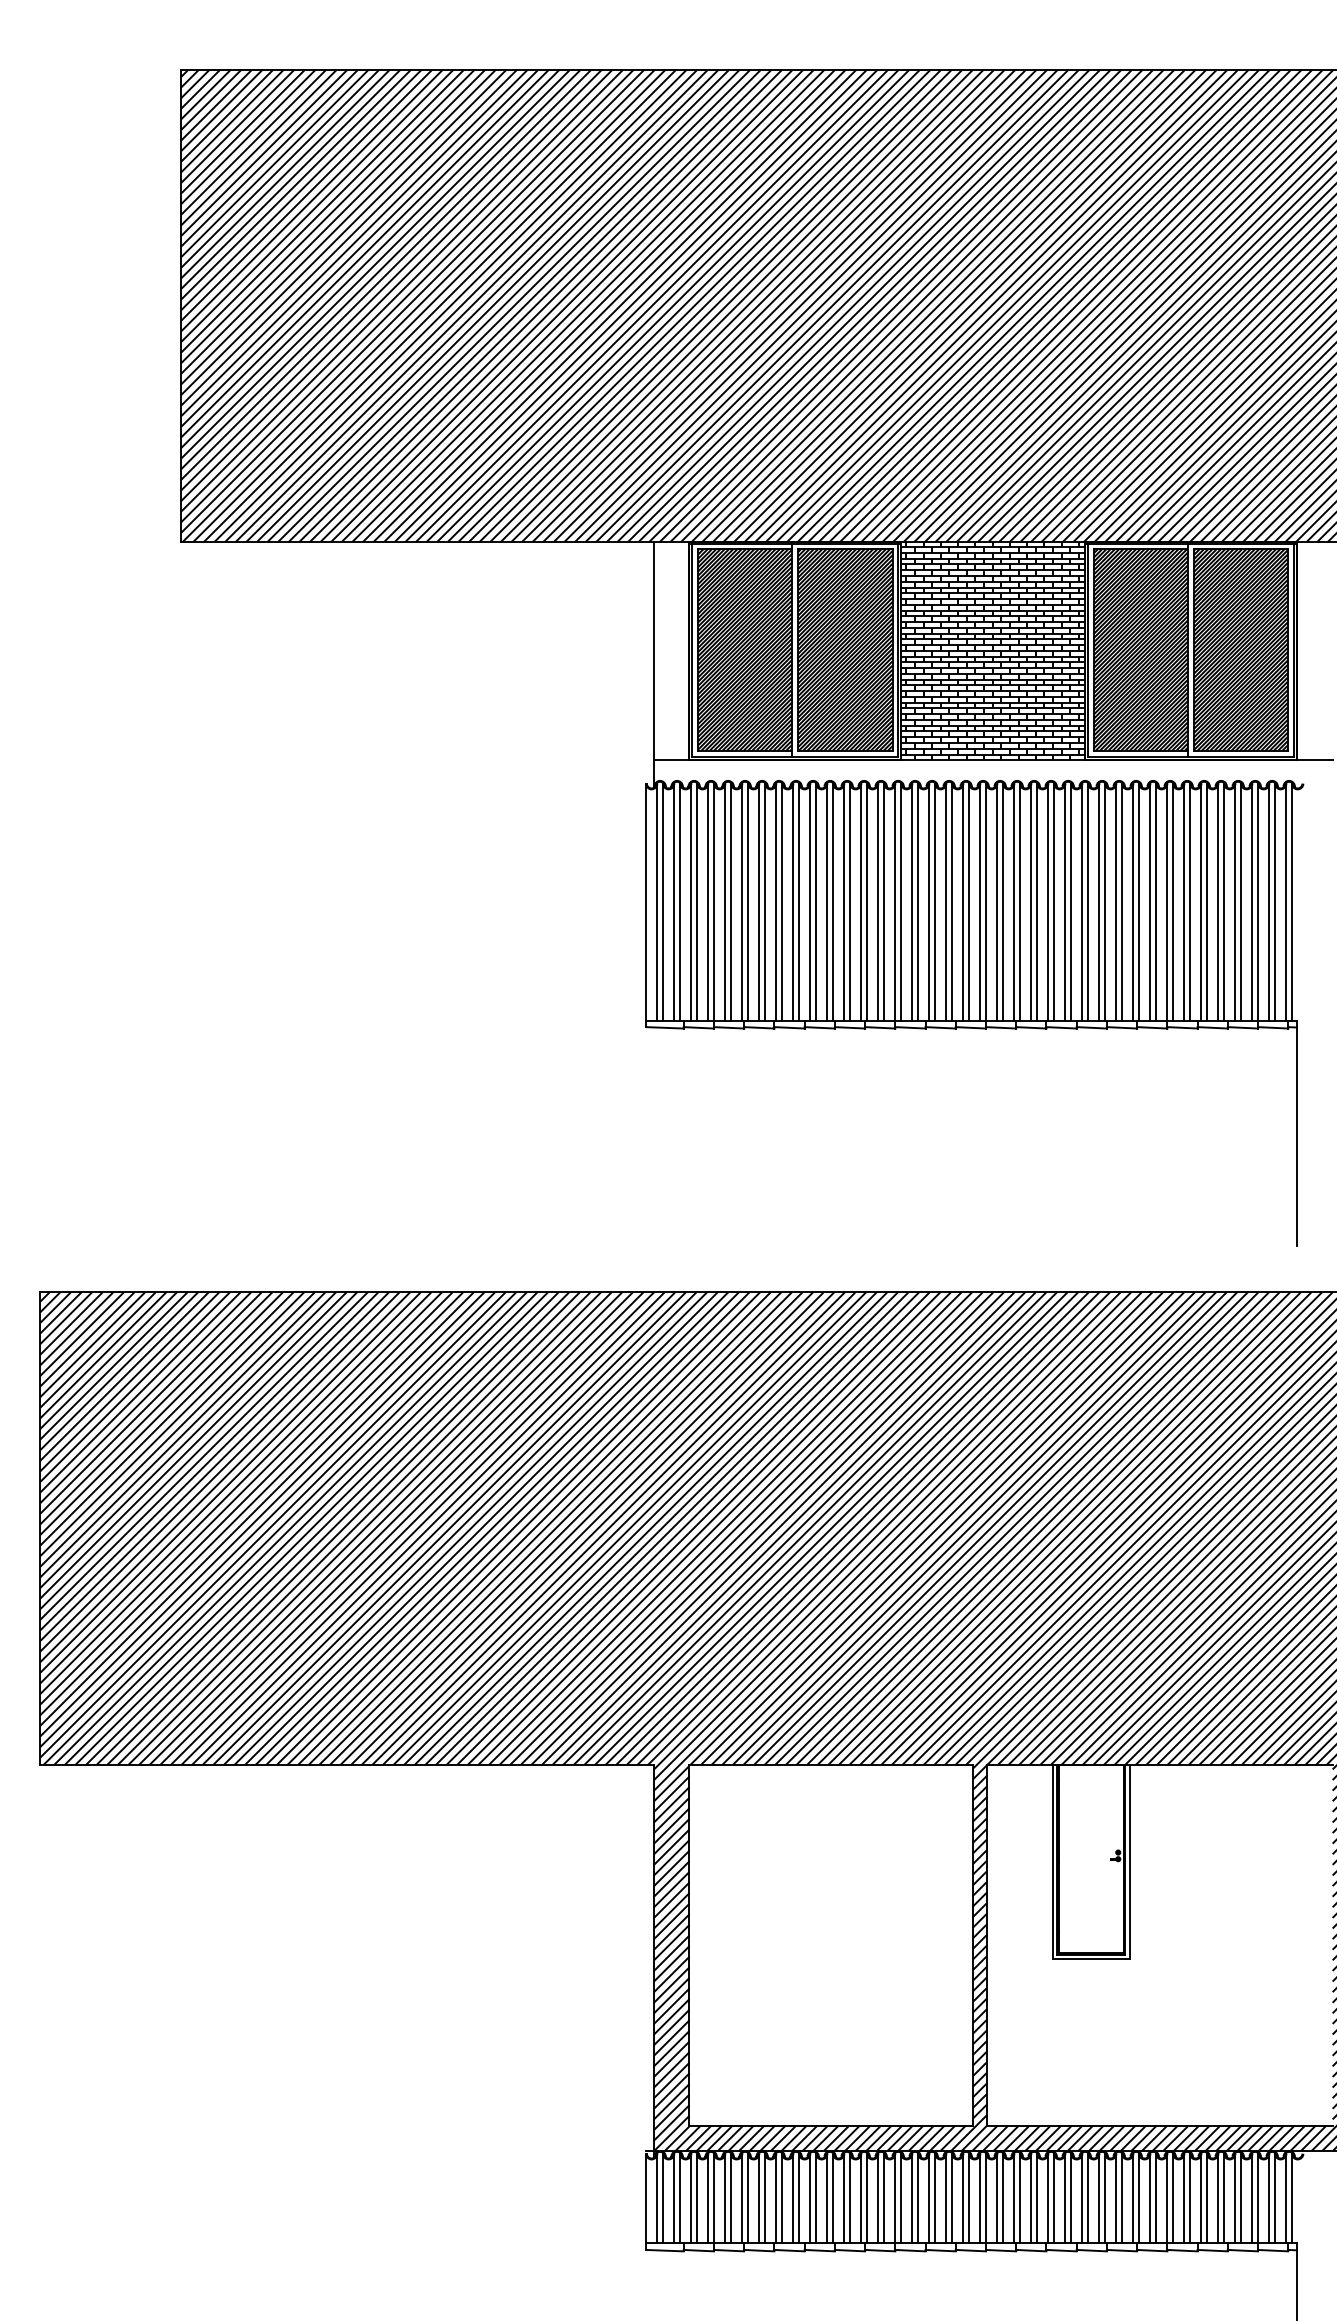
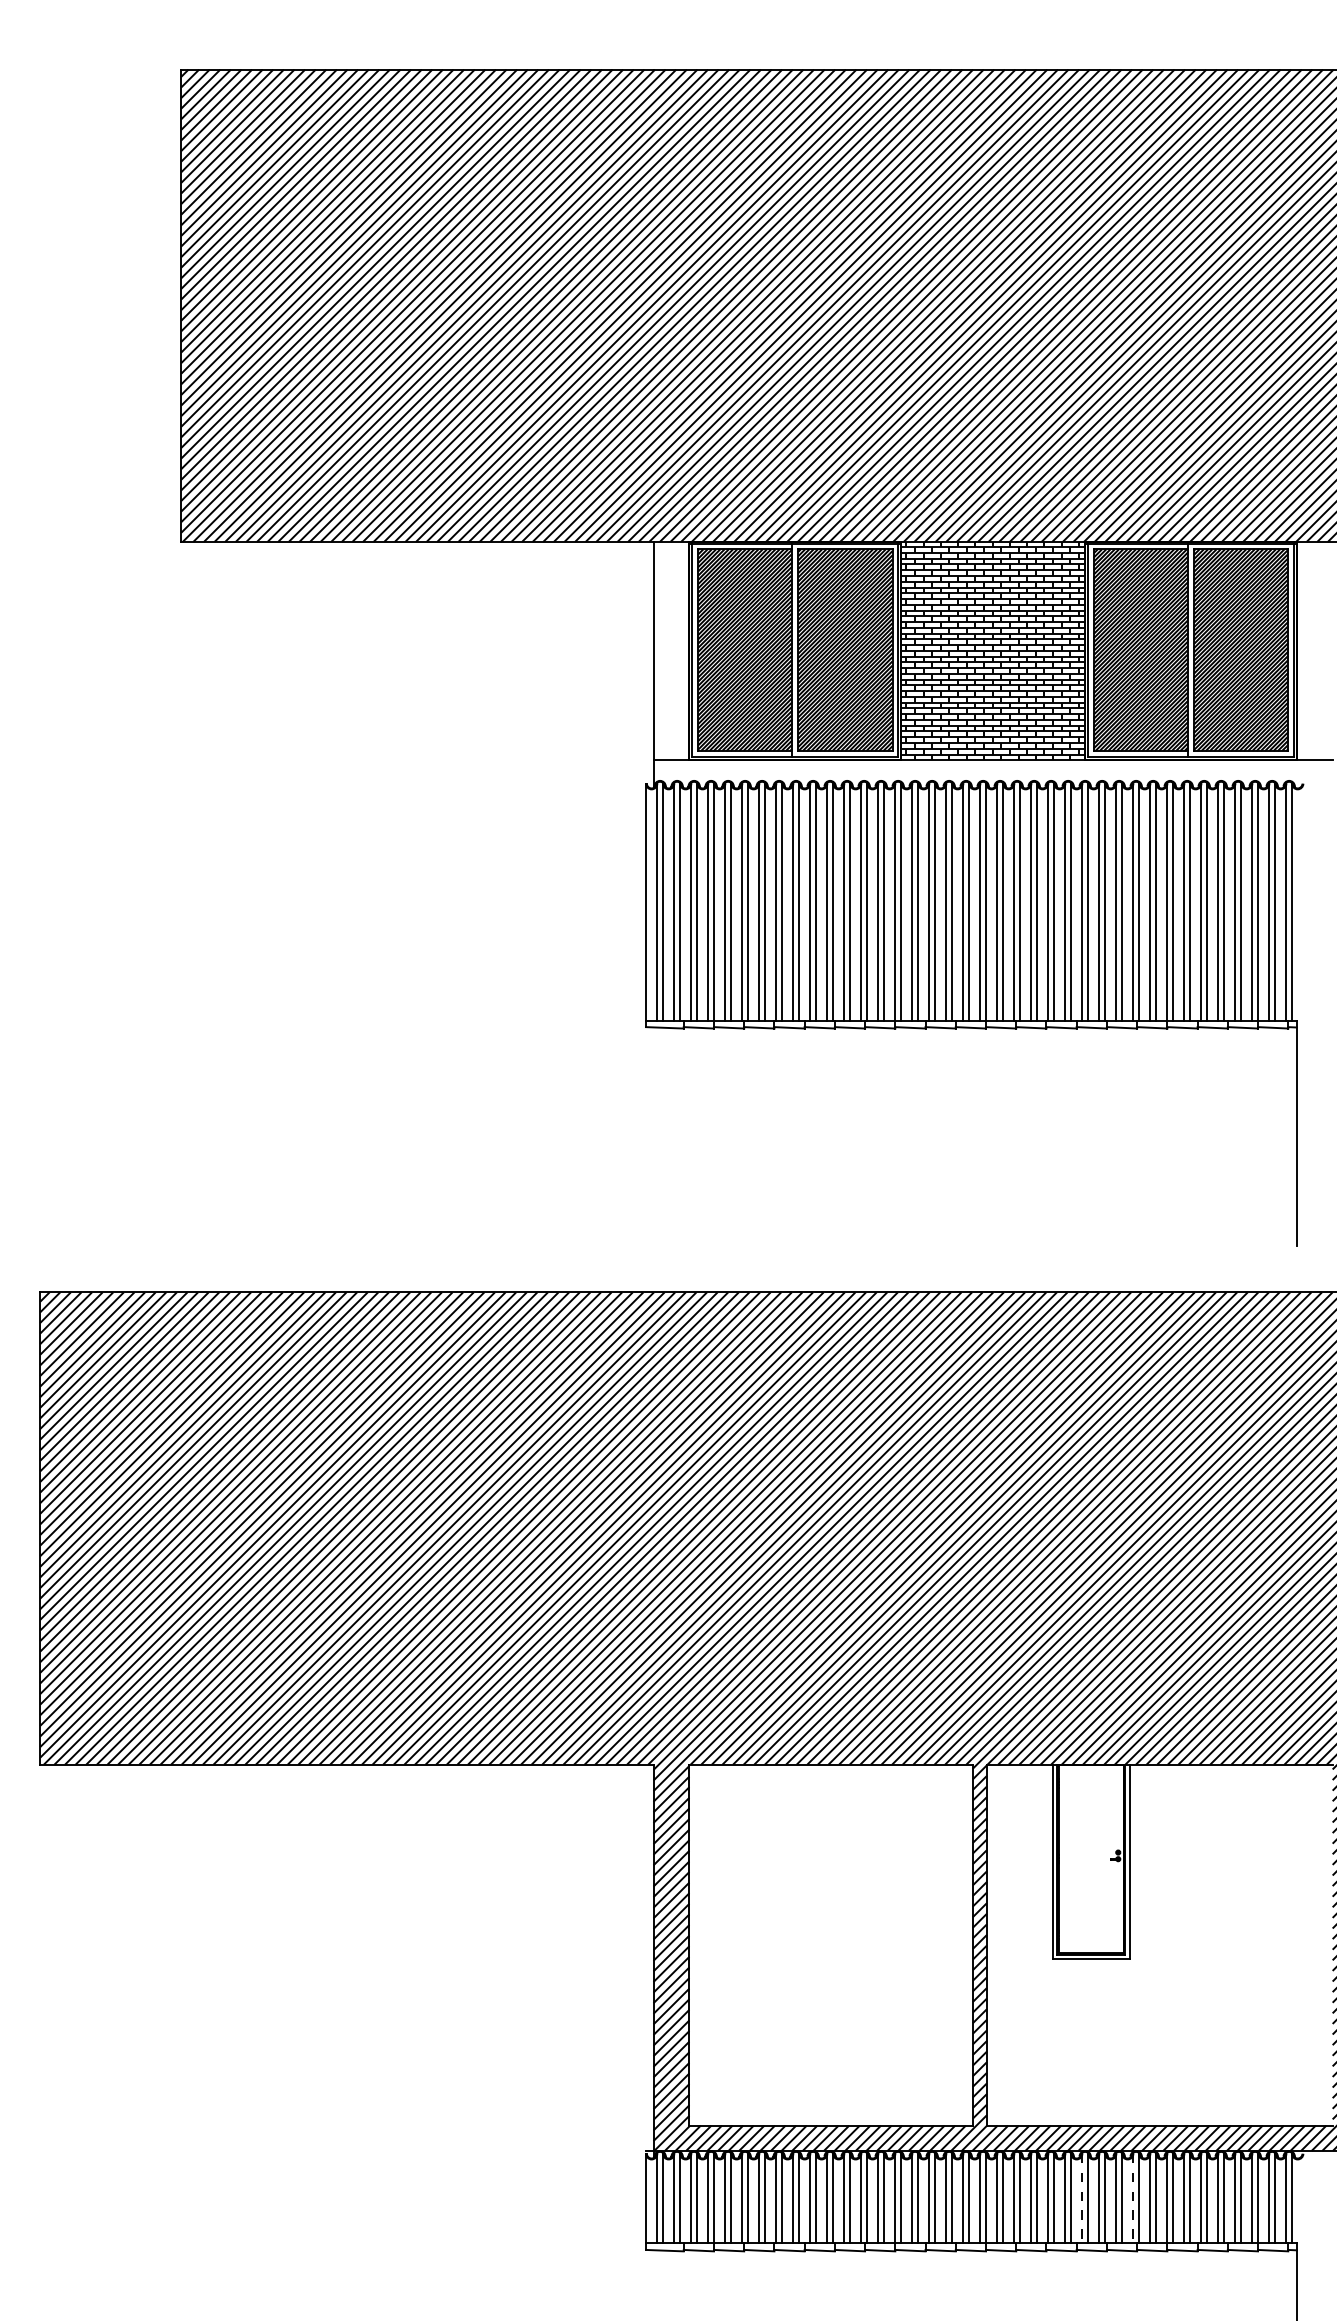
line: solid -> dashed (1082, 2198)
line: solid -> dashed (1133, 2198)
